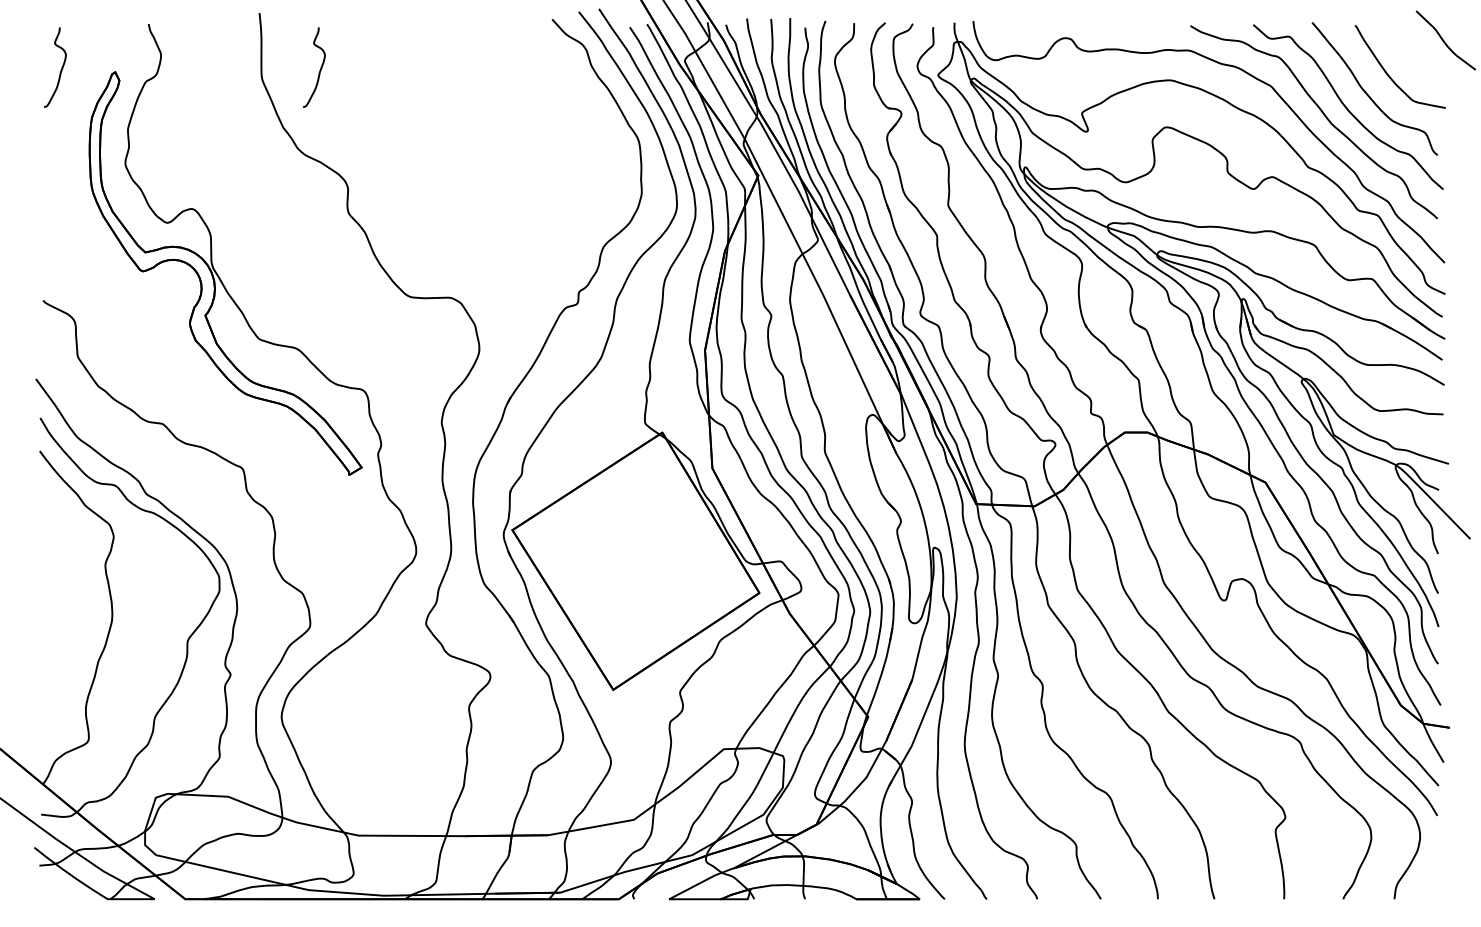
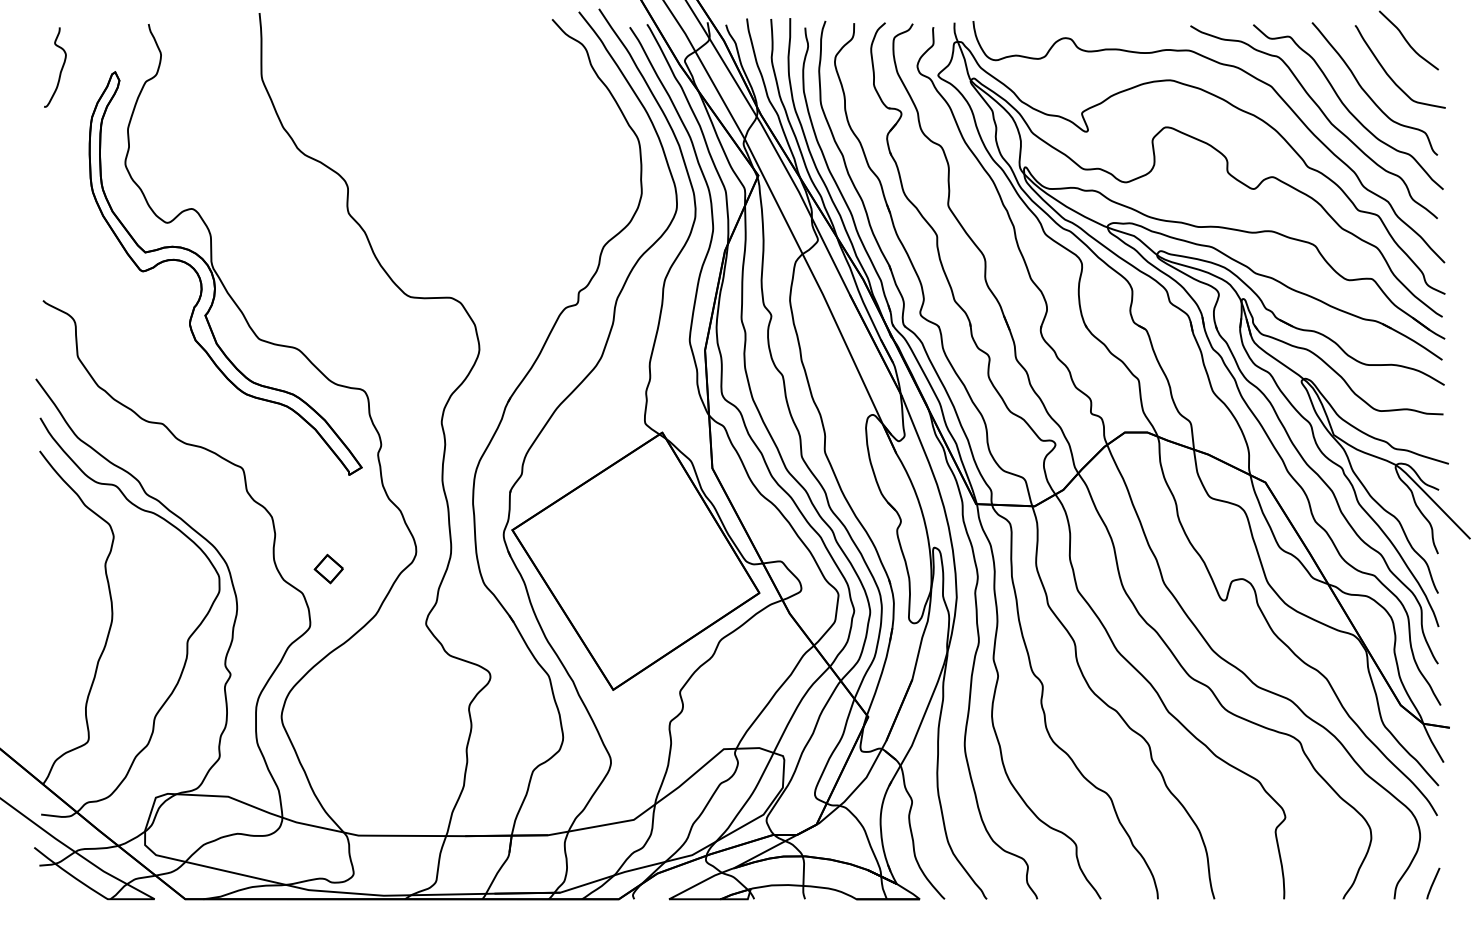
curve position: (1444, 40) -> (1407, 40) (1407, 40)
curve: present -> none (319, 70)
part: none -> present (328, 568)
line: none -> present (1433, 883)
